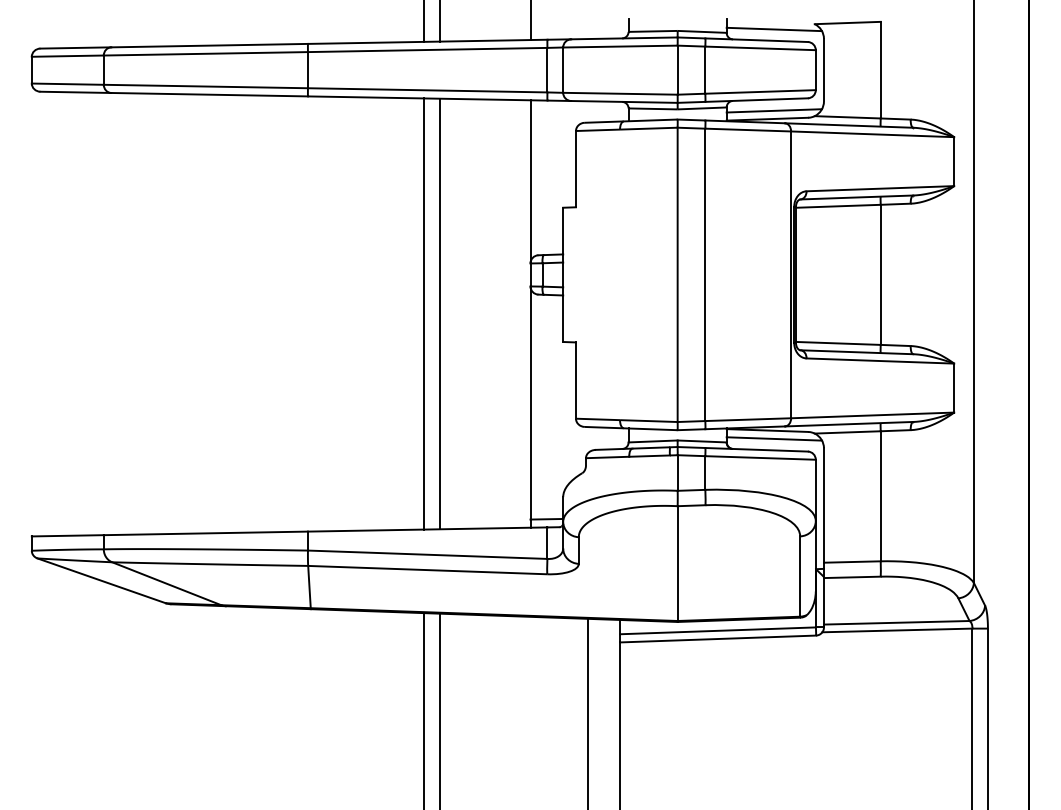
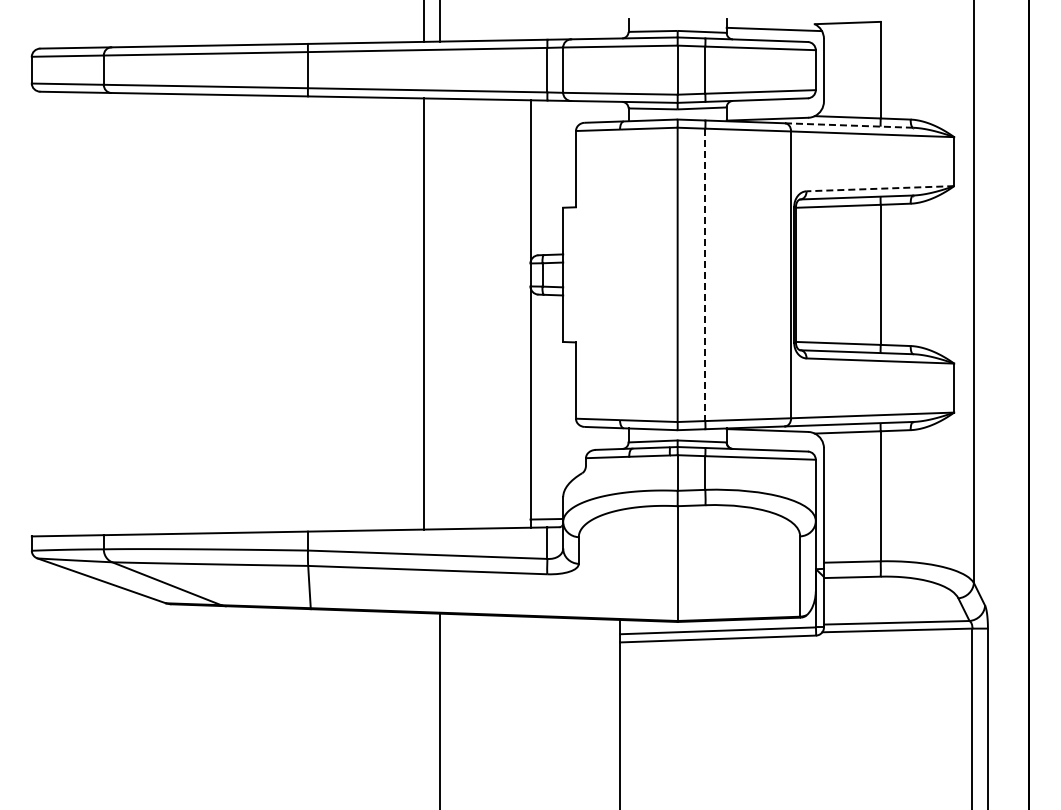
line: present -> none (530, 21)
line: present -> none (774, 110)
line: solid -> dashed (849, 125)
line: solid -> dashed (880, 188)
line: solid -> dashed (705, 275)
line: present -> none (440, 313)
line: present -> none (774, 438)
line: present -> none (424, 709)
line: present -> none (587, 712)
